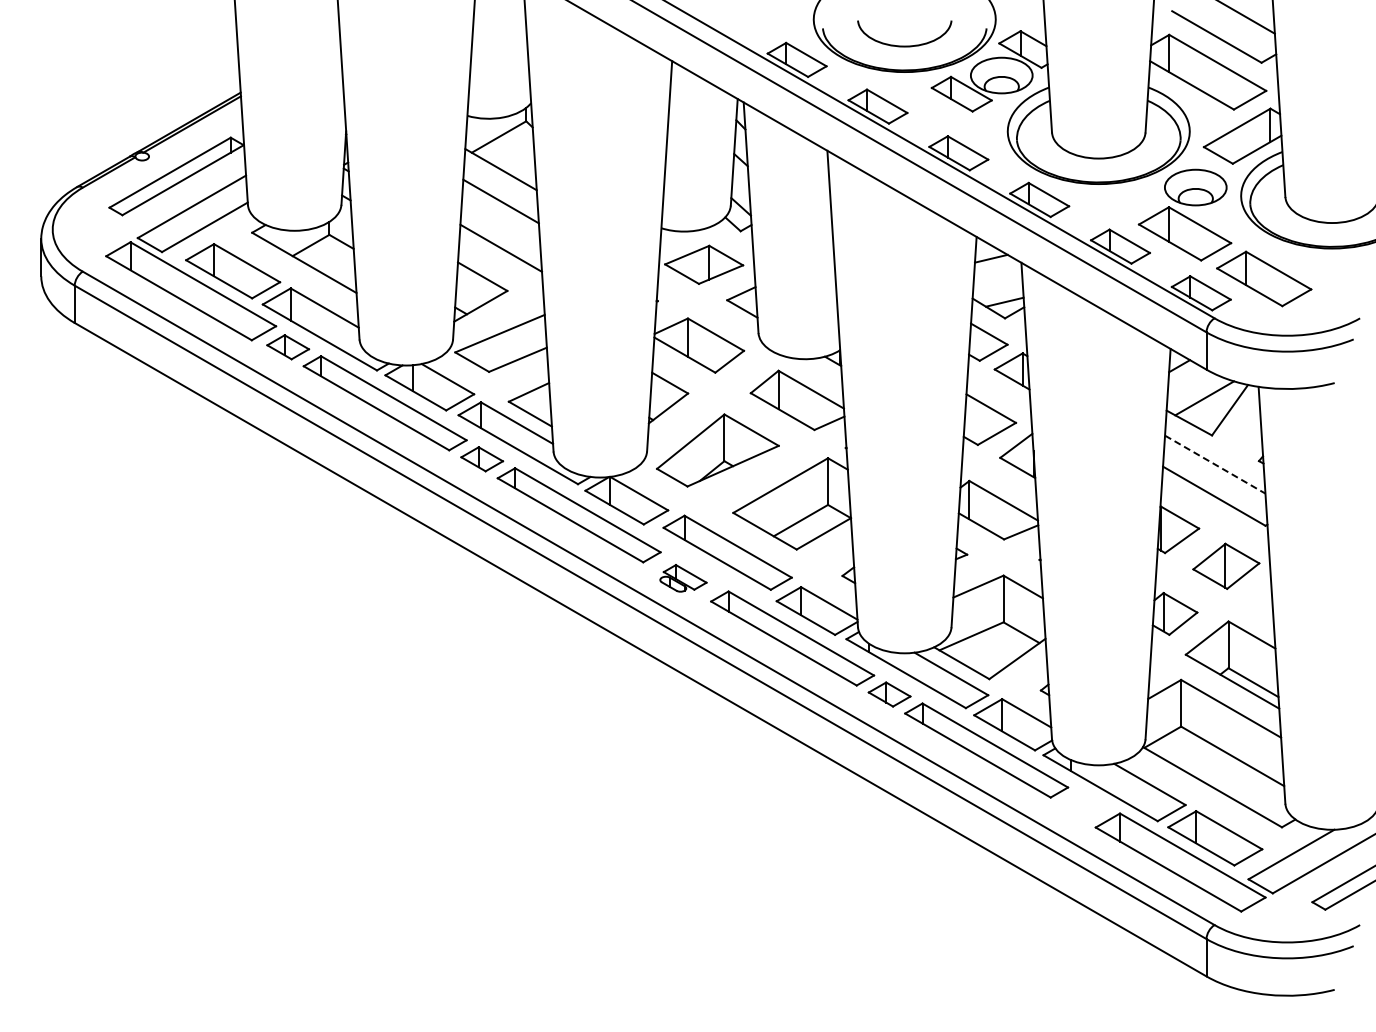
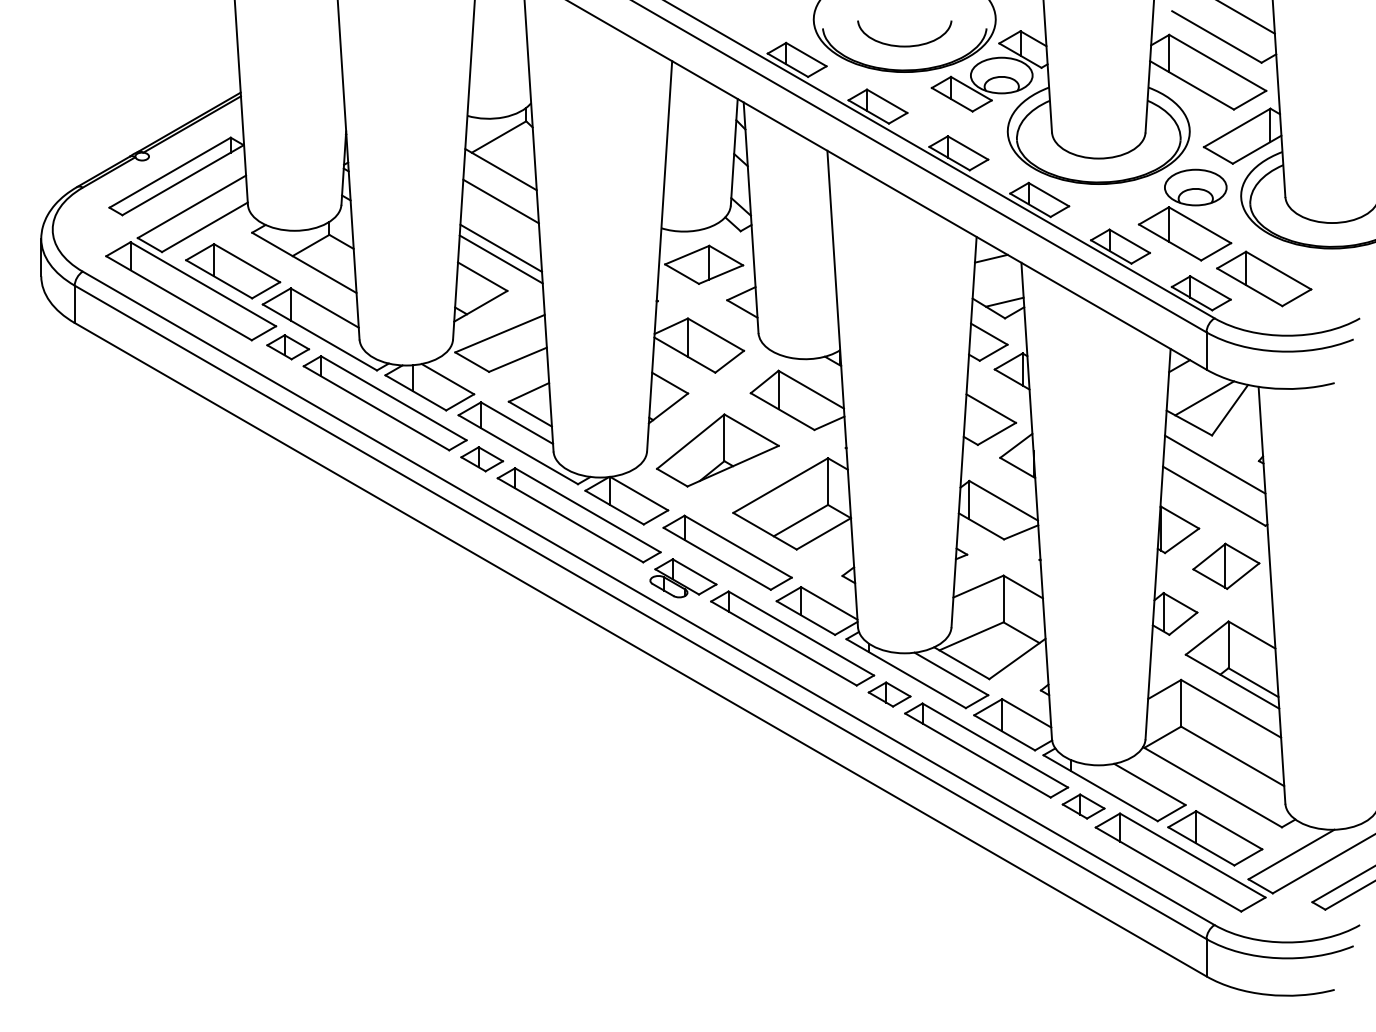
line: none -> present (500, 259)
line: dashed -> solid (1215, 464)
part size: 49x29 px -> 69x41 px (683, 578)
part: none -> present (1083, 806)
